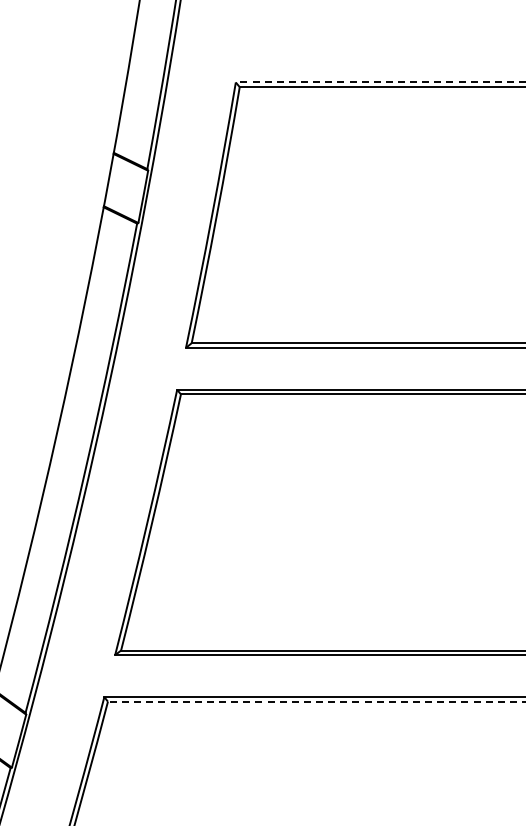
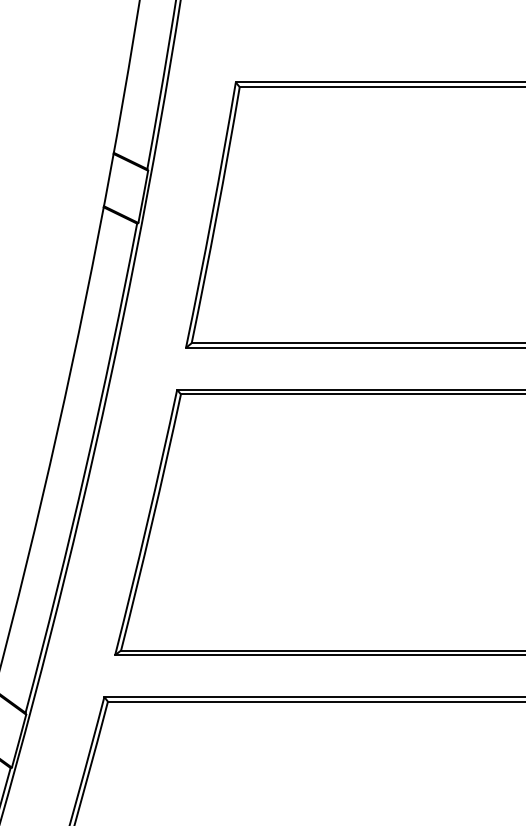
line: dashed -> solid (380, 82)
line: dashed -> solid (316, 701)
